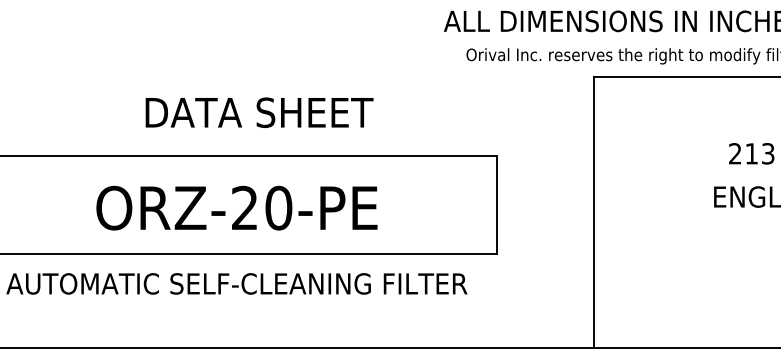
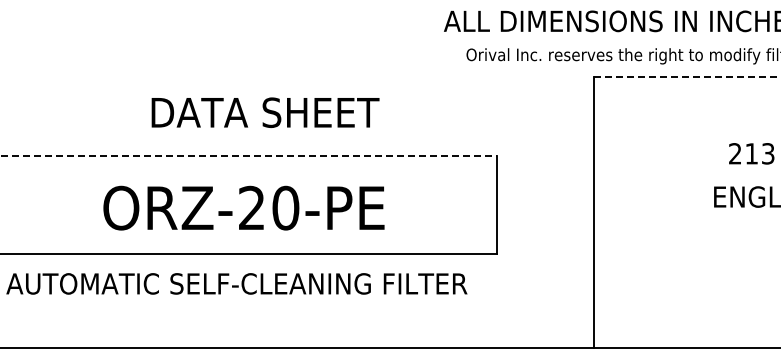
line: solid -> dashed (687, 76)
text position: (259, 112) -> (265, 112) (265, 112)
line: solid -> dashed (248, 155)
text position: (236, 207) -> (243, 207) (243, 207)
